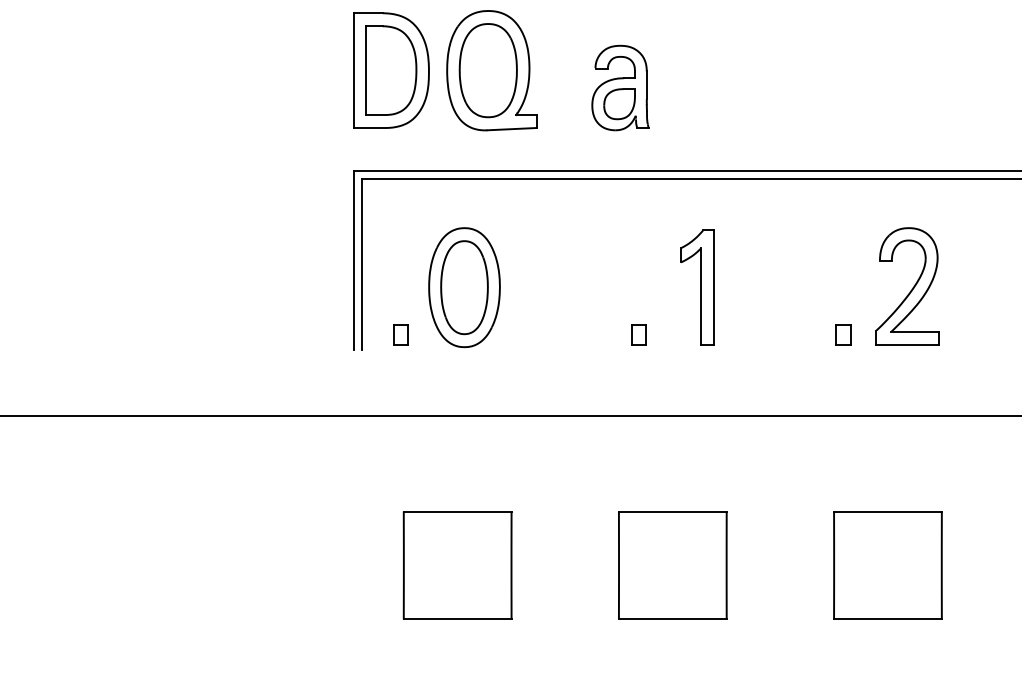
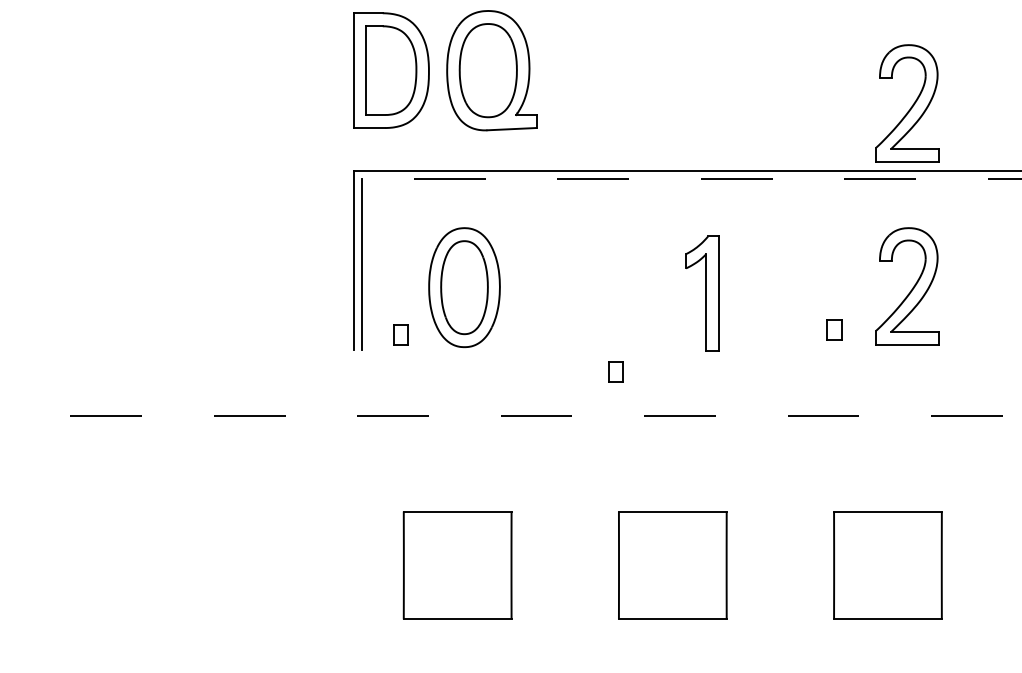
part: present -> none (620, 87)
part: none -> present (907, 103)
line: solid -> dashed (691, 178)
part position: (697, 287) -> (702, 293) (702, 293)
part position: (638, 334) -> (615, 371) (615, 371)
part position: (843, 334) -> (834, 329) (834, 329)
line: solid -> dashed (510, 416)
